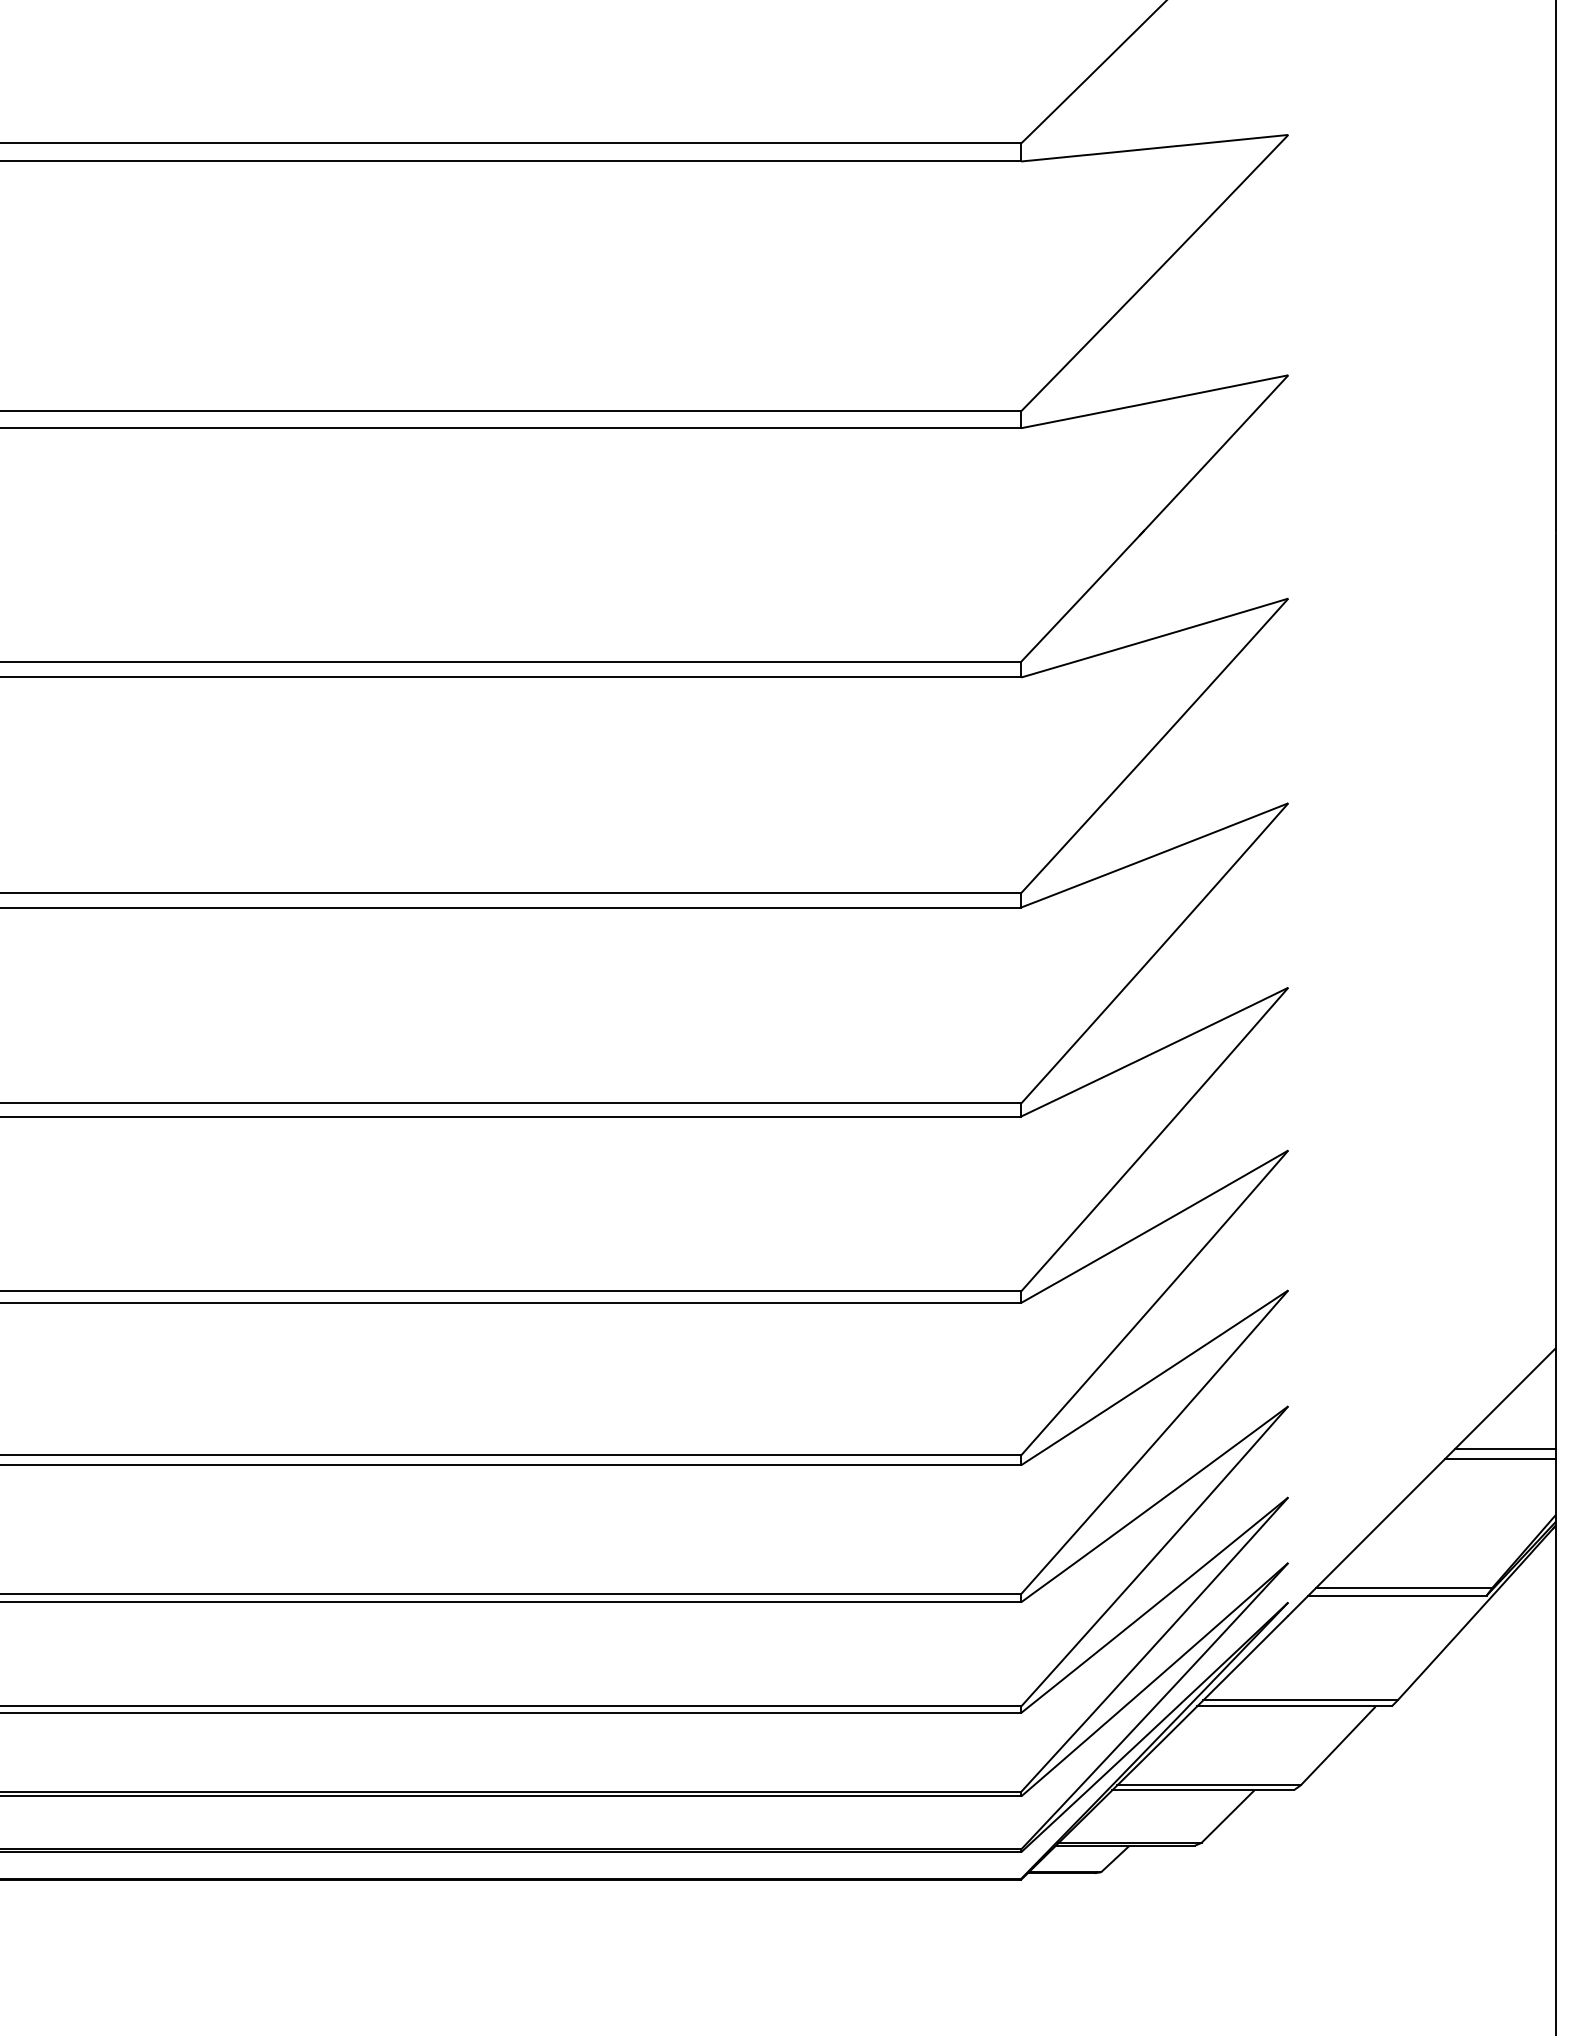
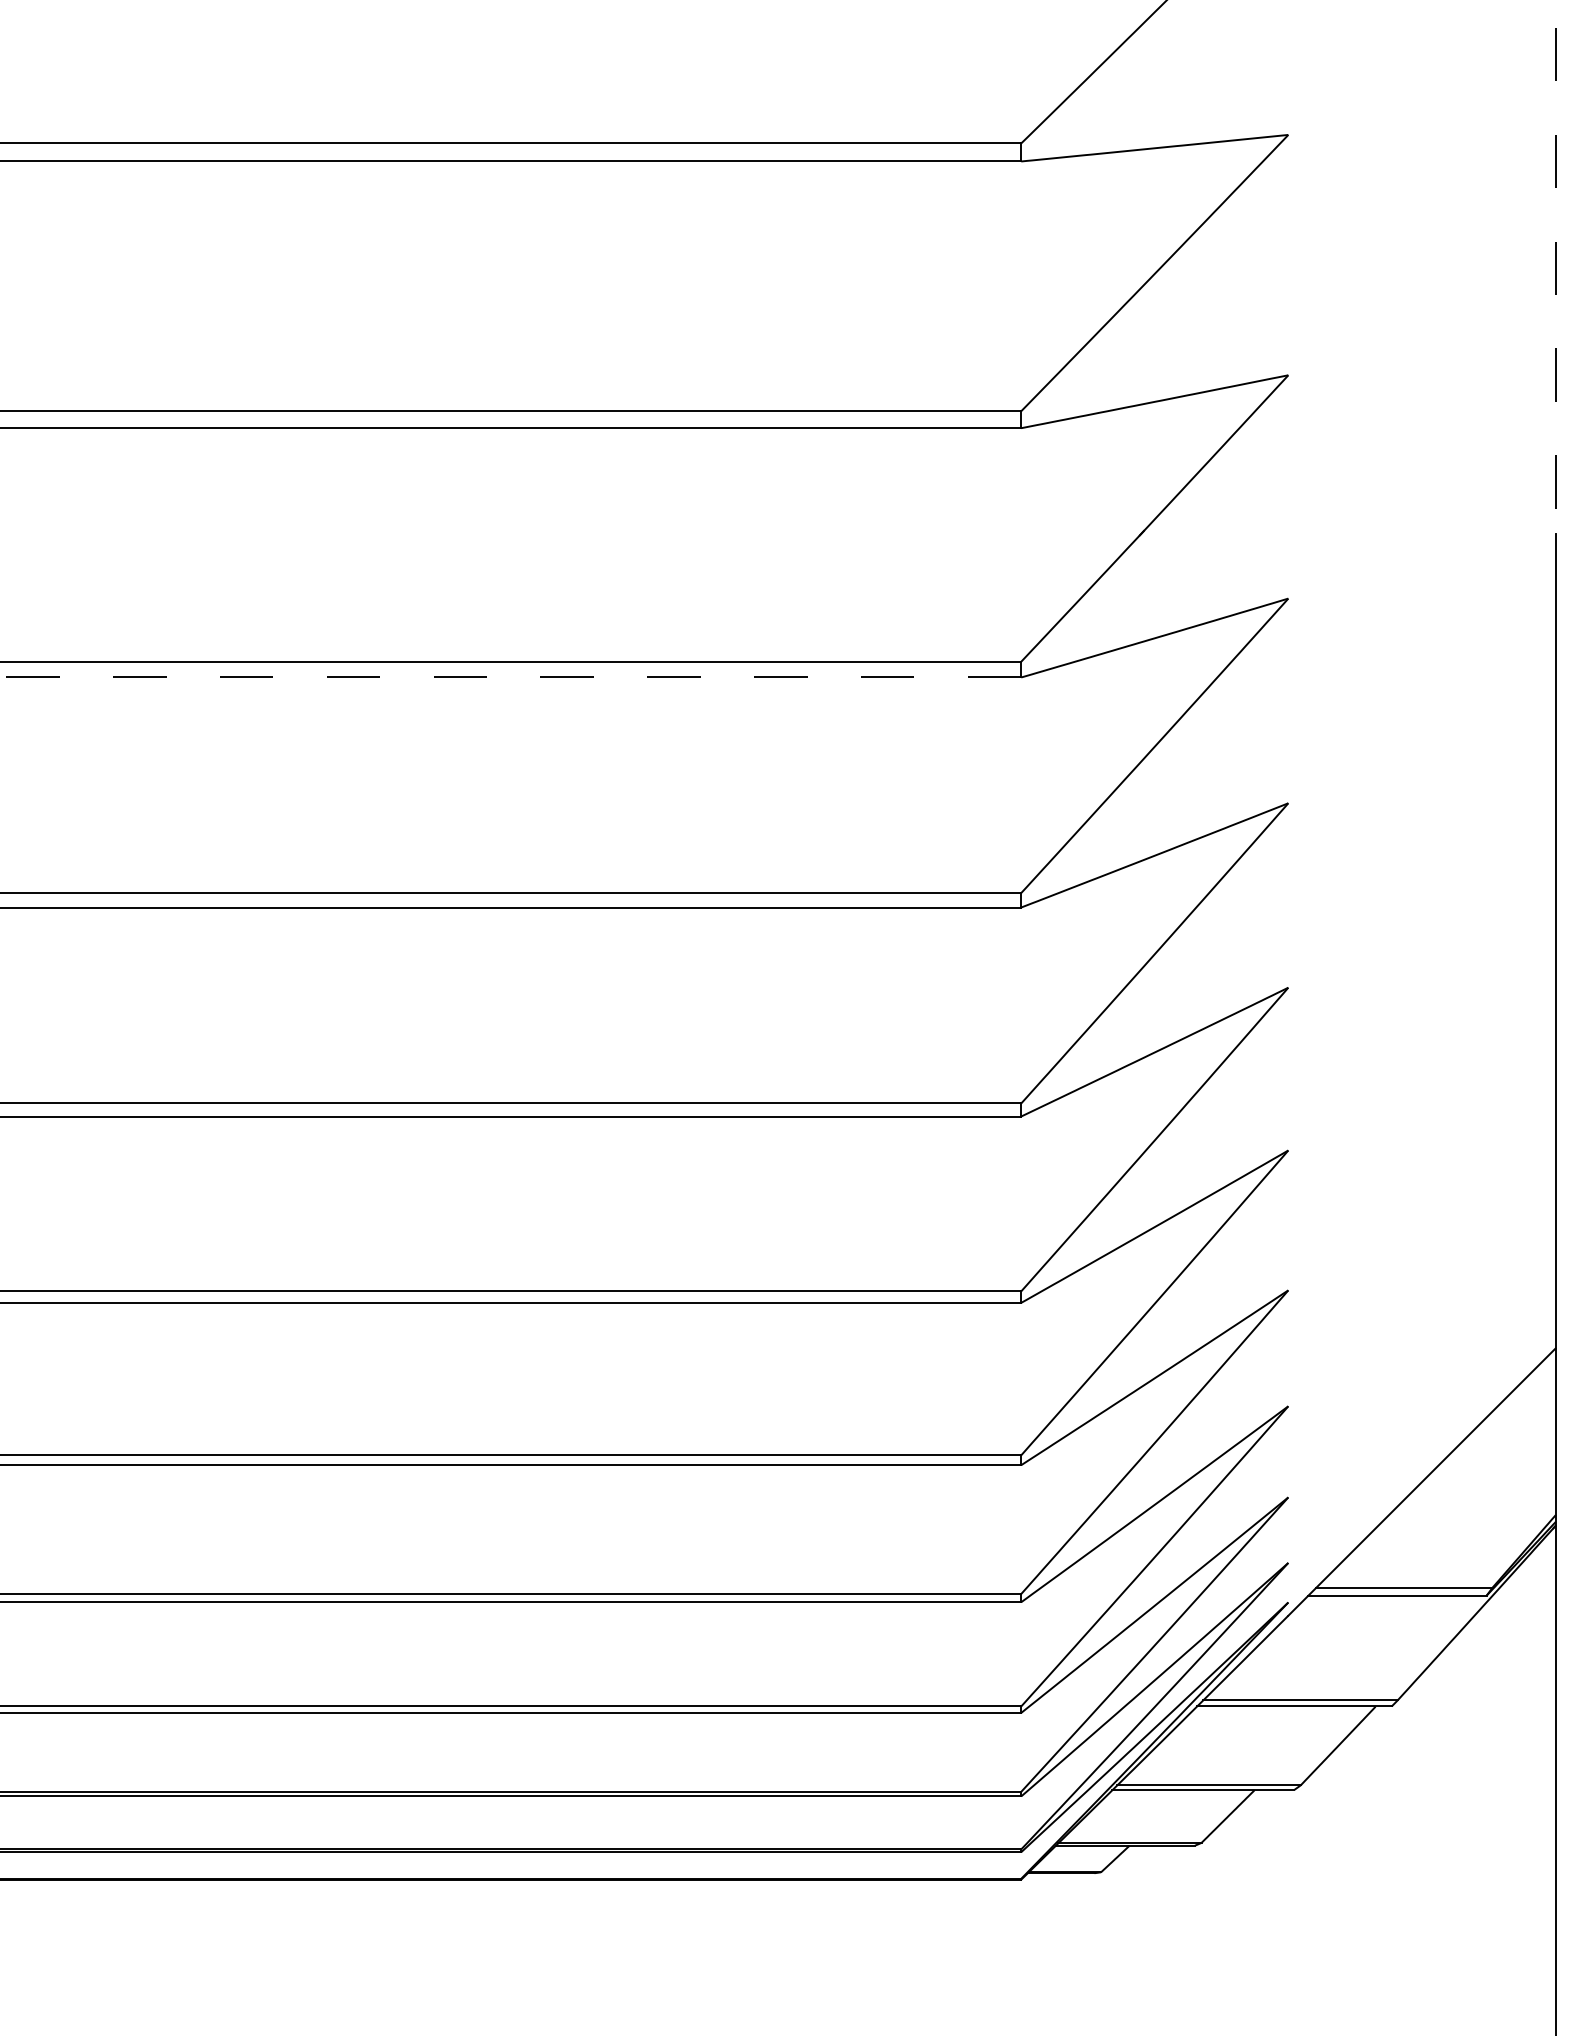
line: solid -> dashed (1555, 266)
line: solid -> dashed (510, 677)
line: present -> none (1505, 1448)
line: present -> none (1500, 1458)
